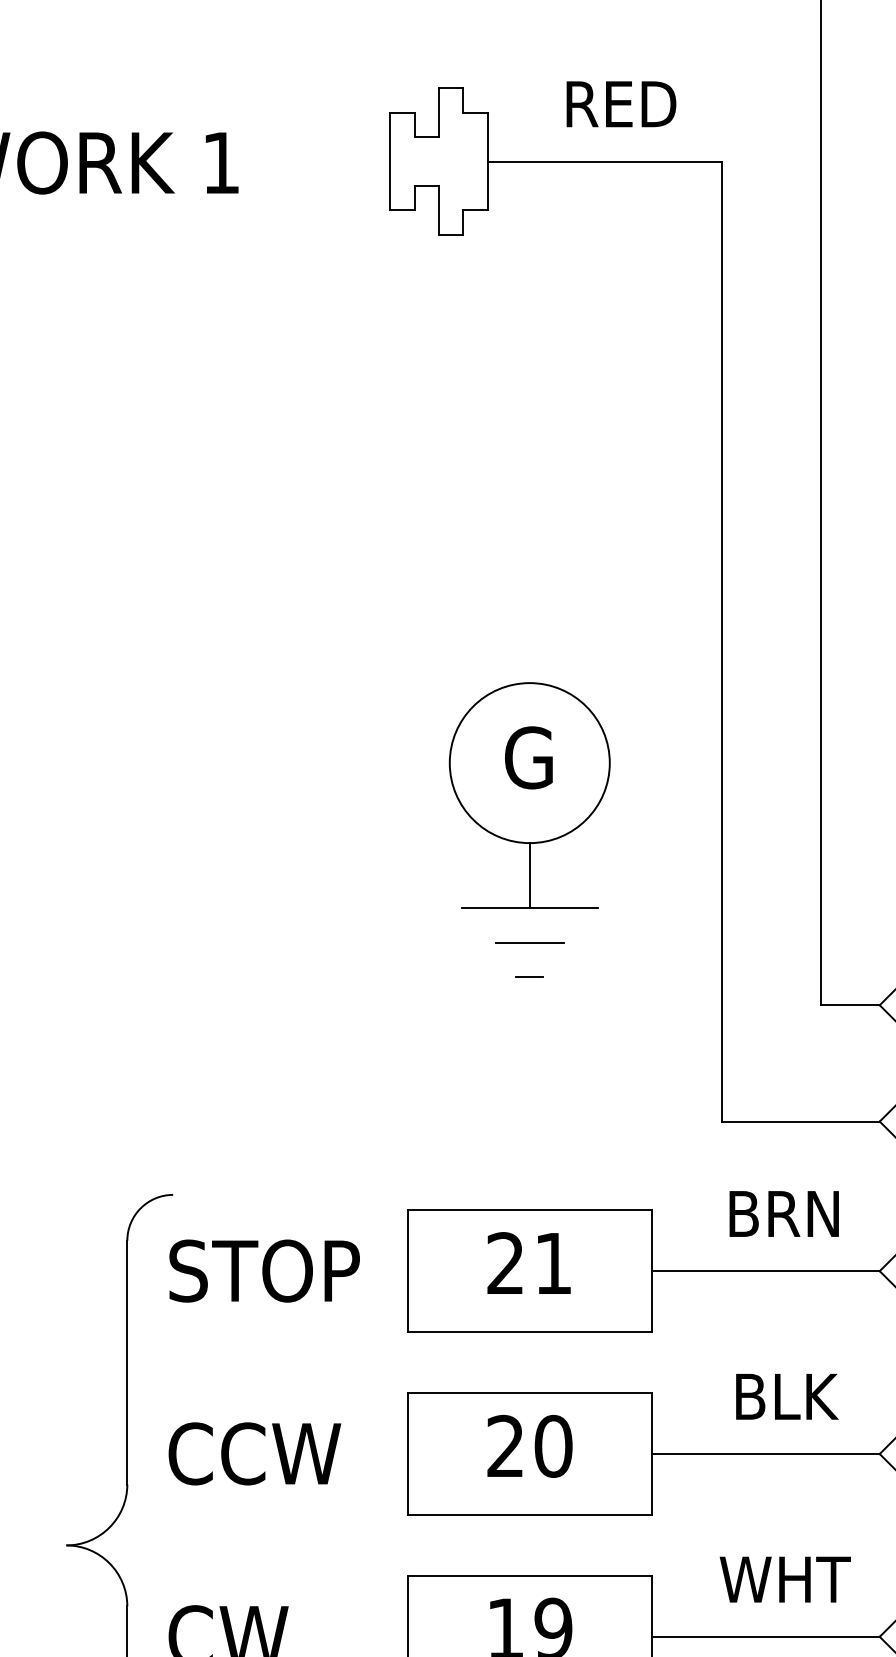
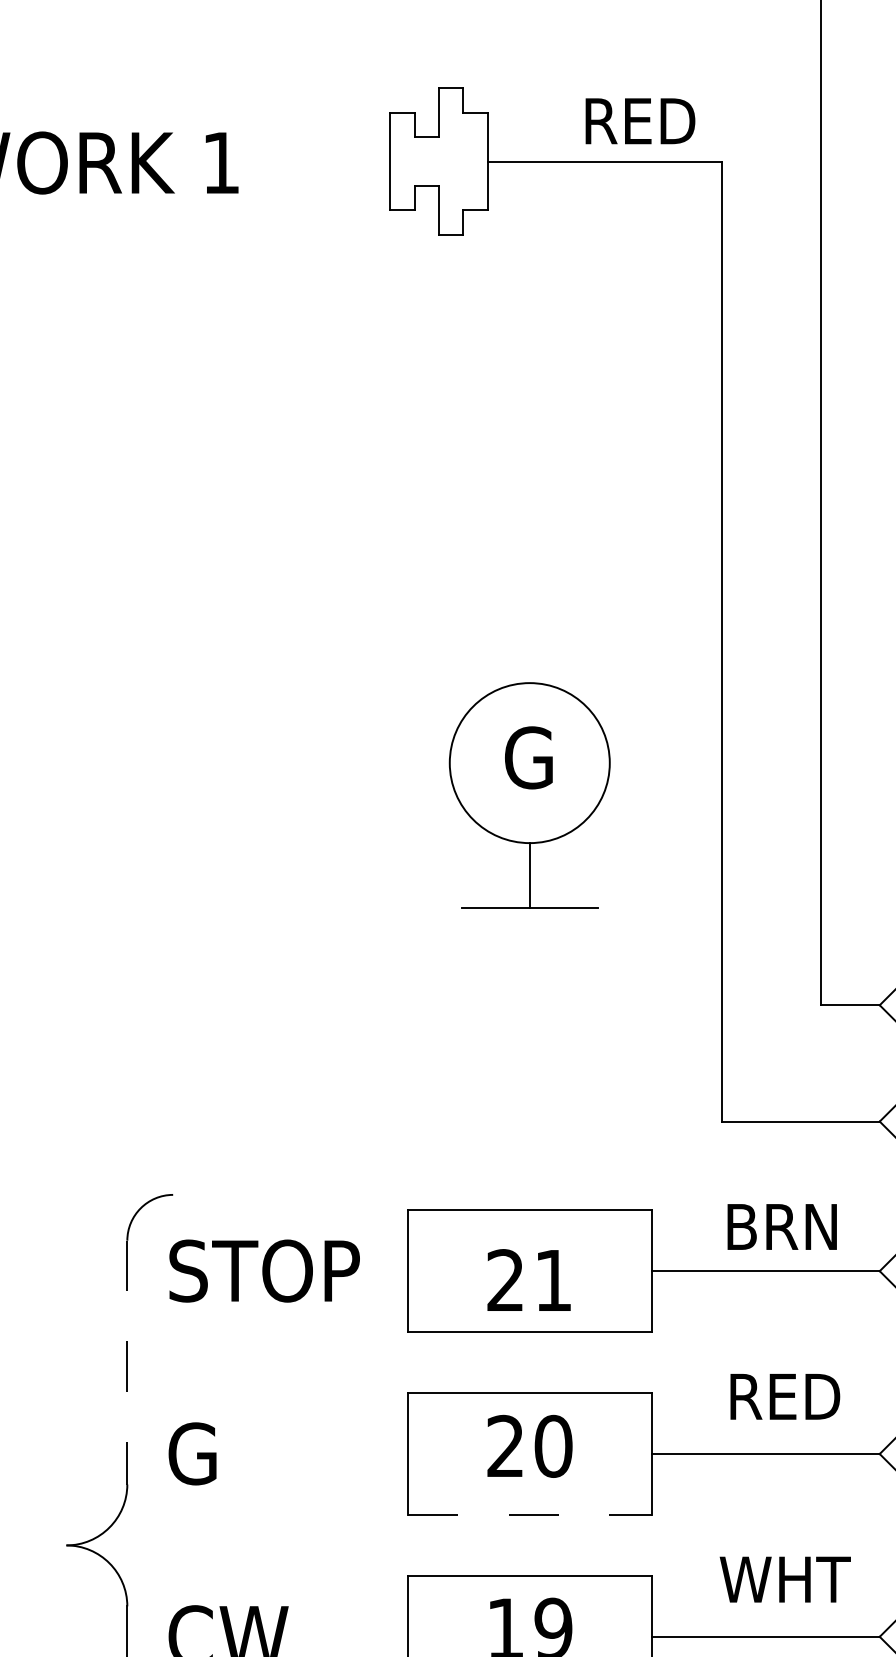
text position: (621, 104) -> (640, 121) (640, 121)
line: present -> none (529, 942)
line: present -> none (529, 977)
text position: (783, 1213) -> (781, 1226) (781, 1226)
text position: (528, 1262) -> (528, 1279) (528, 1279)
line: solid -> dashed (127, 1362)
text: BLK -> RED (785, 1396)
text: CCW -> G (263, 1453)
line: solid -> dashed (529, 1514)
